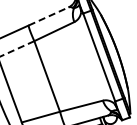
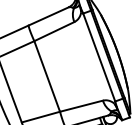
line: dashed -> solid (48, 16)
line: dashed -> solid (17, 48)
